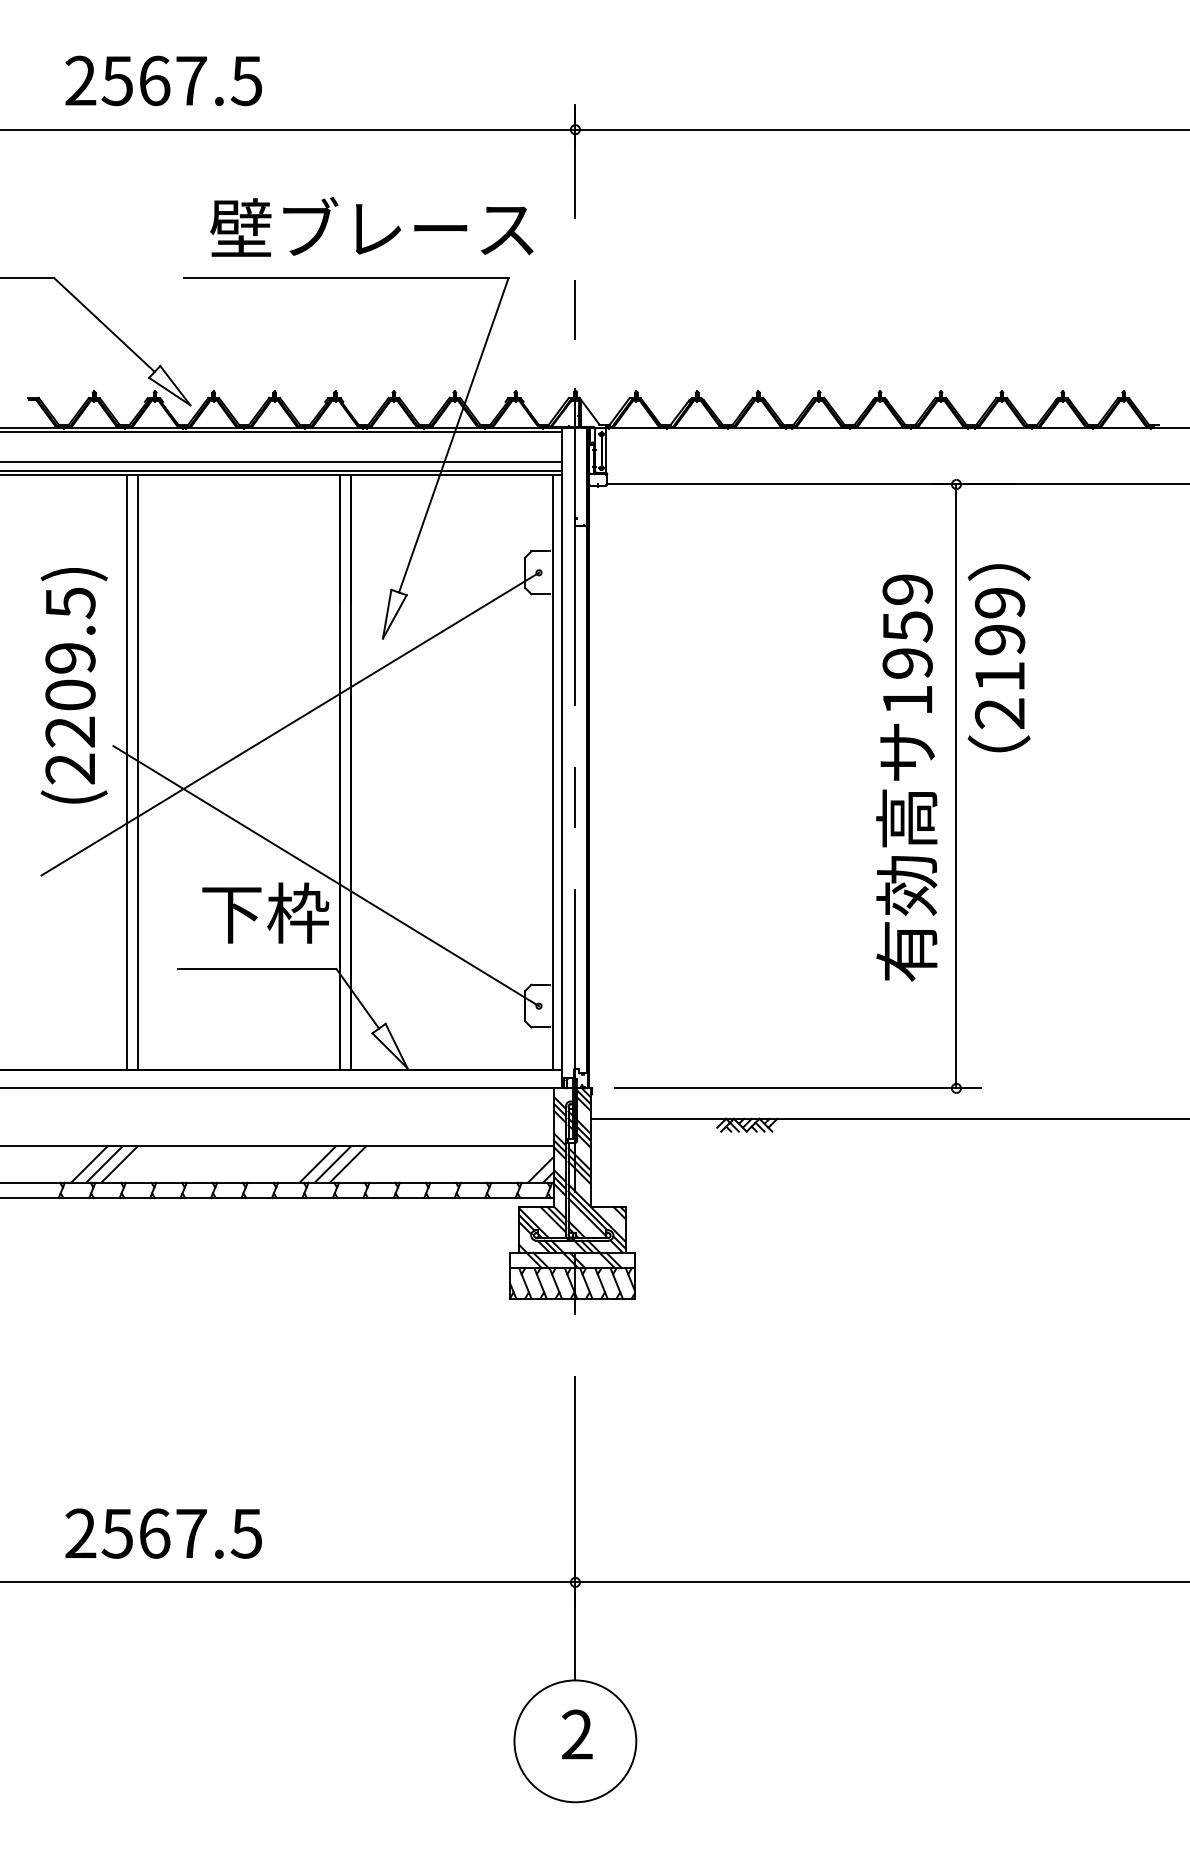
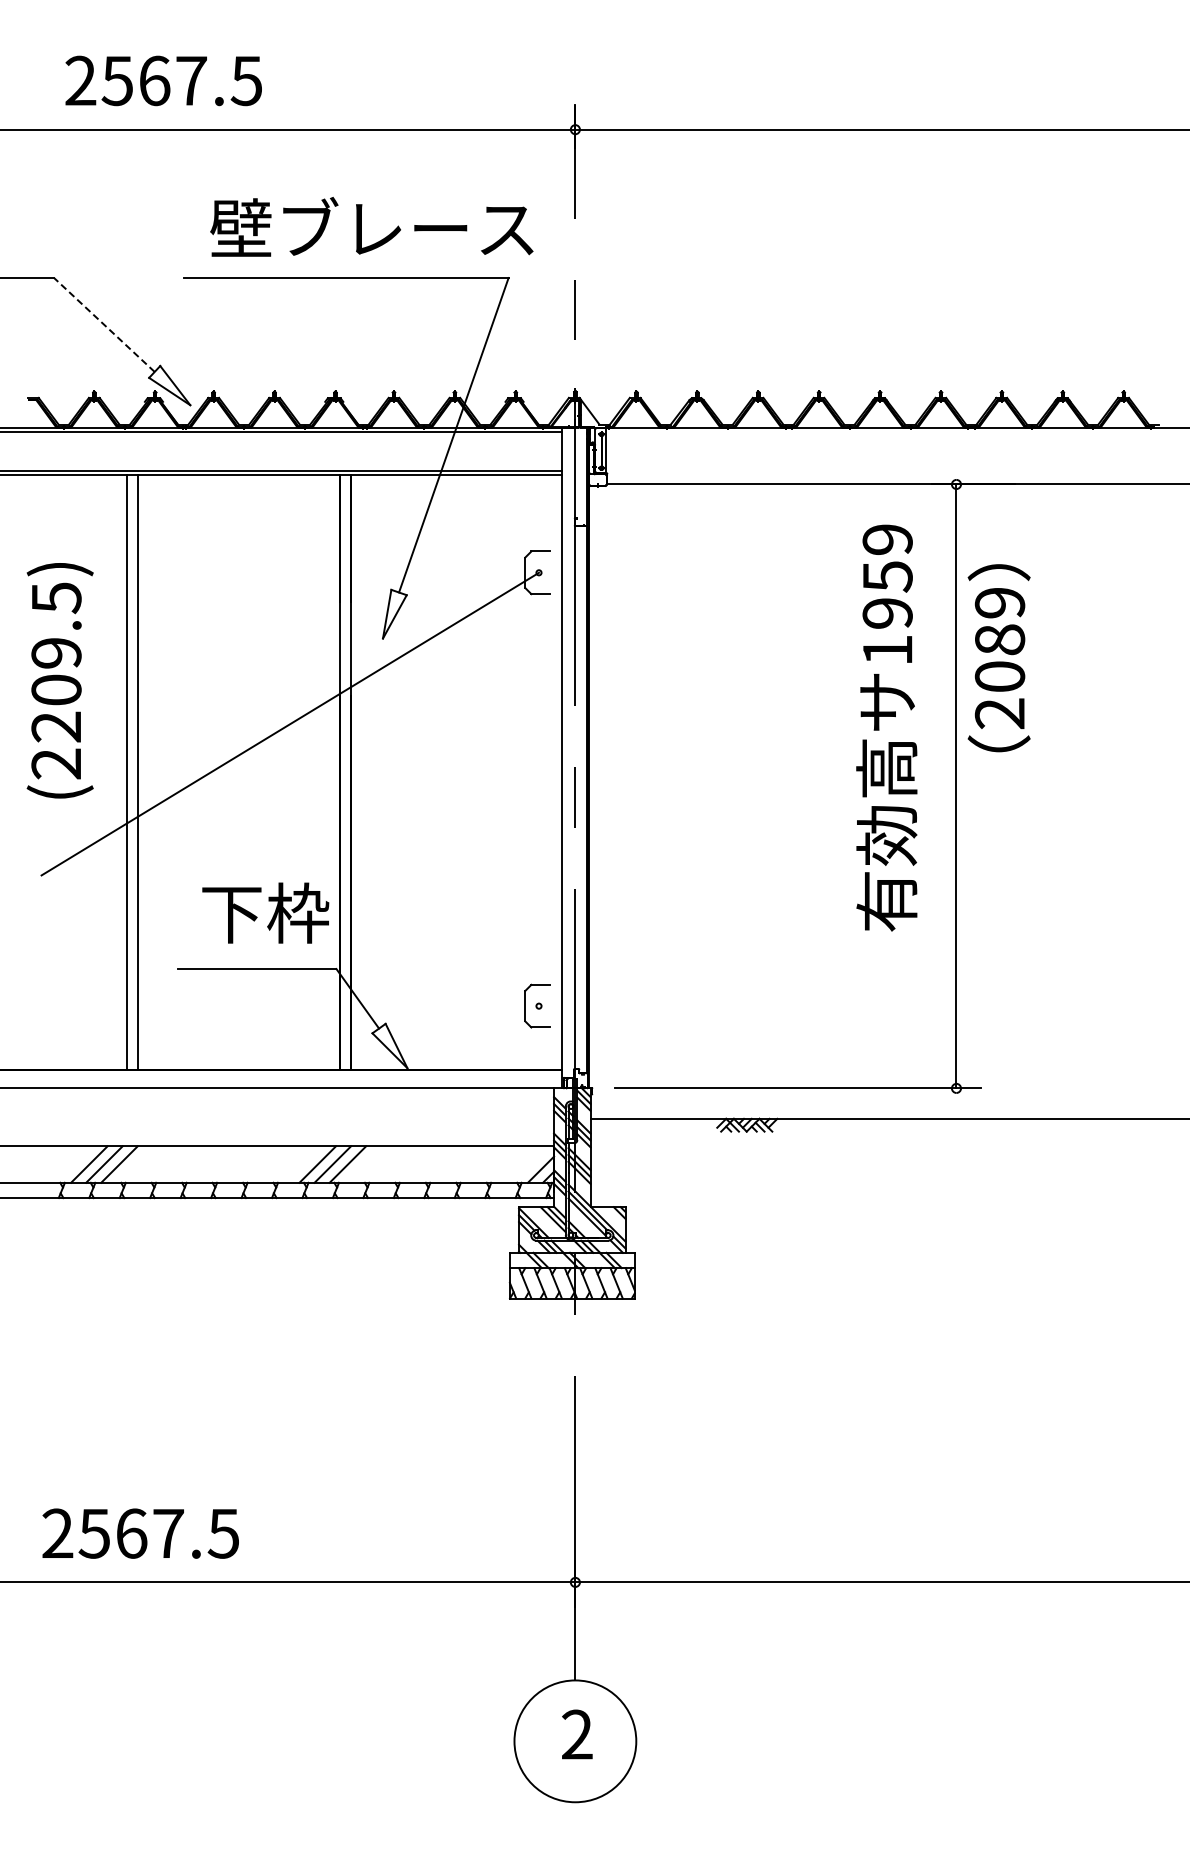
line: solid -> dashed (104, 325)
line: present -> none (282, 462)
text: 2199 -> 2089 (999, 657)
text position: (73, 685) -> (59, 680) (59, 680)
line: present -> none (553, 772)
text position: (906, 777) -> (886, 727) (886, 727)
line: present -> none (326, 876)
text position: (163, 1533) -> (140, 1533) (140, 1533)
